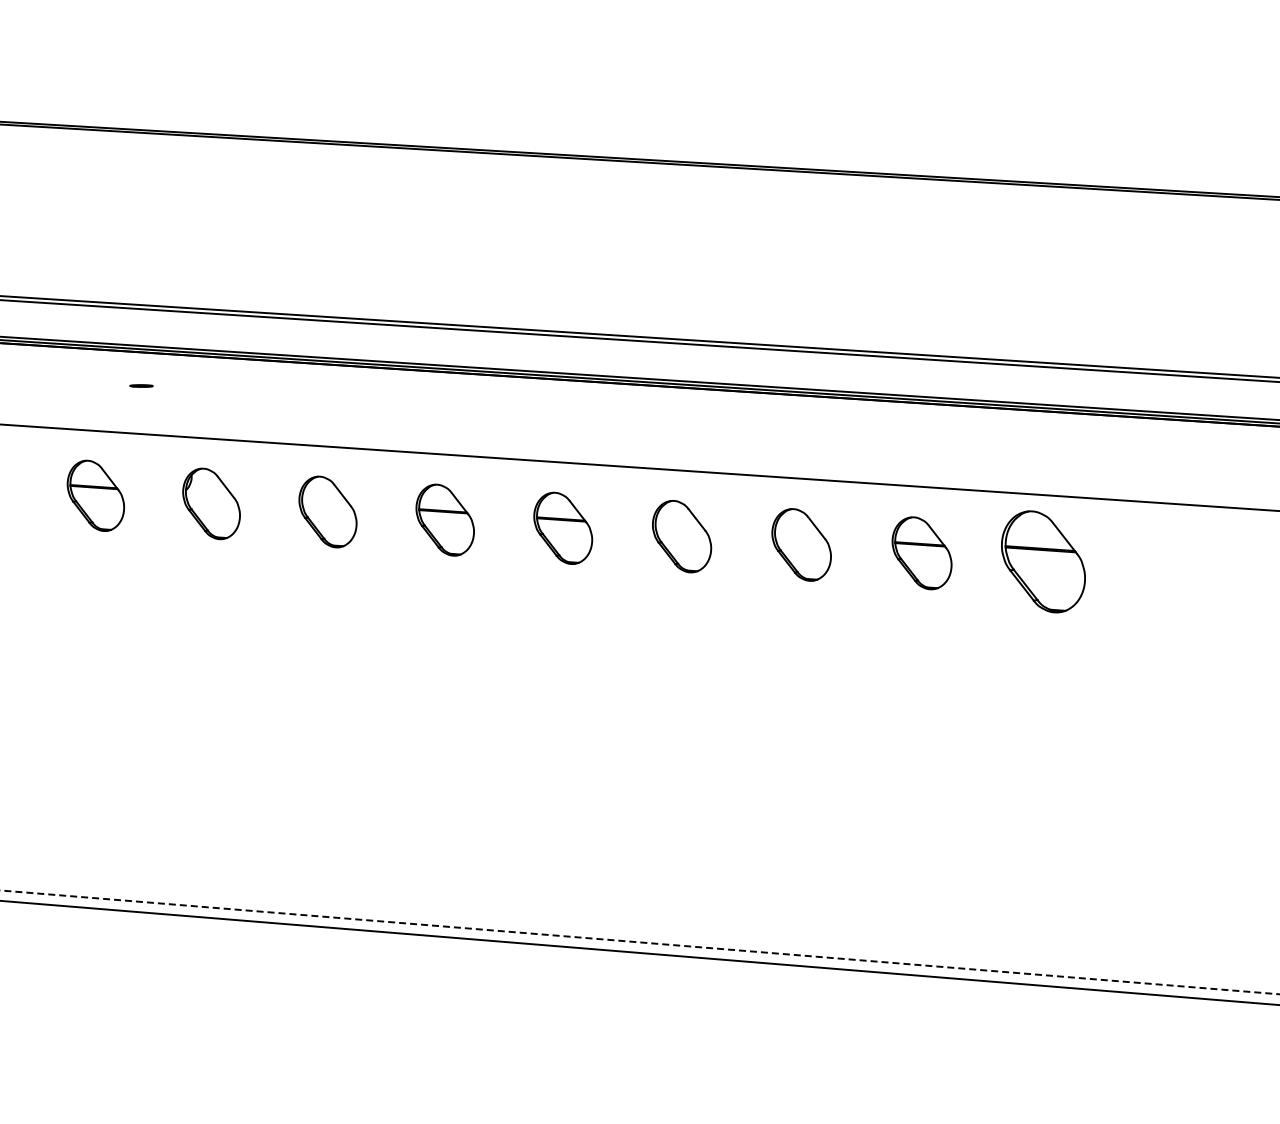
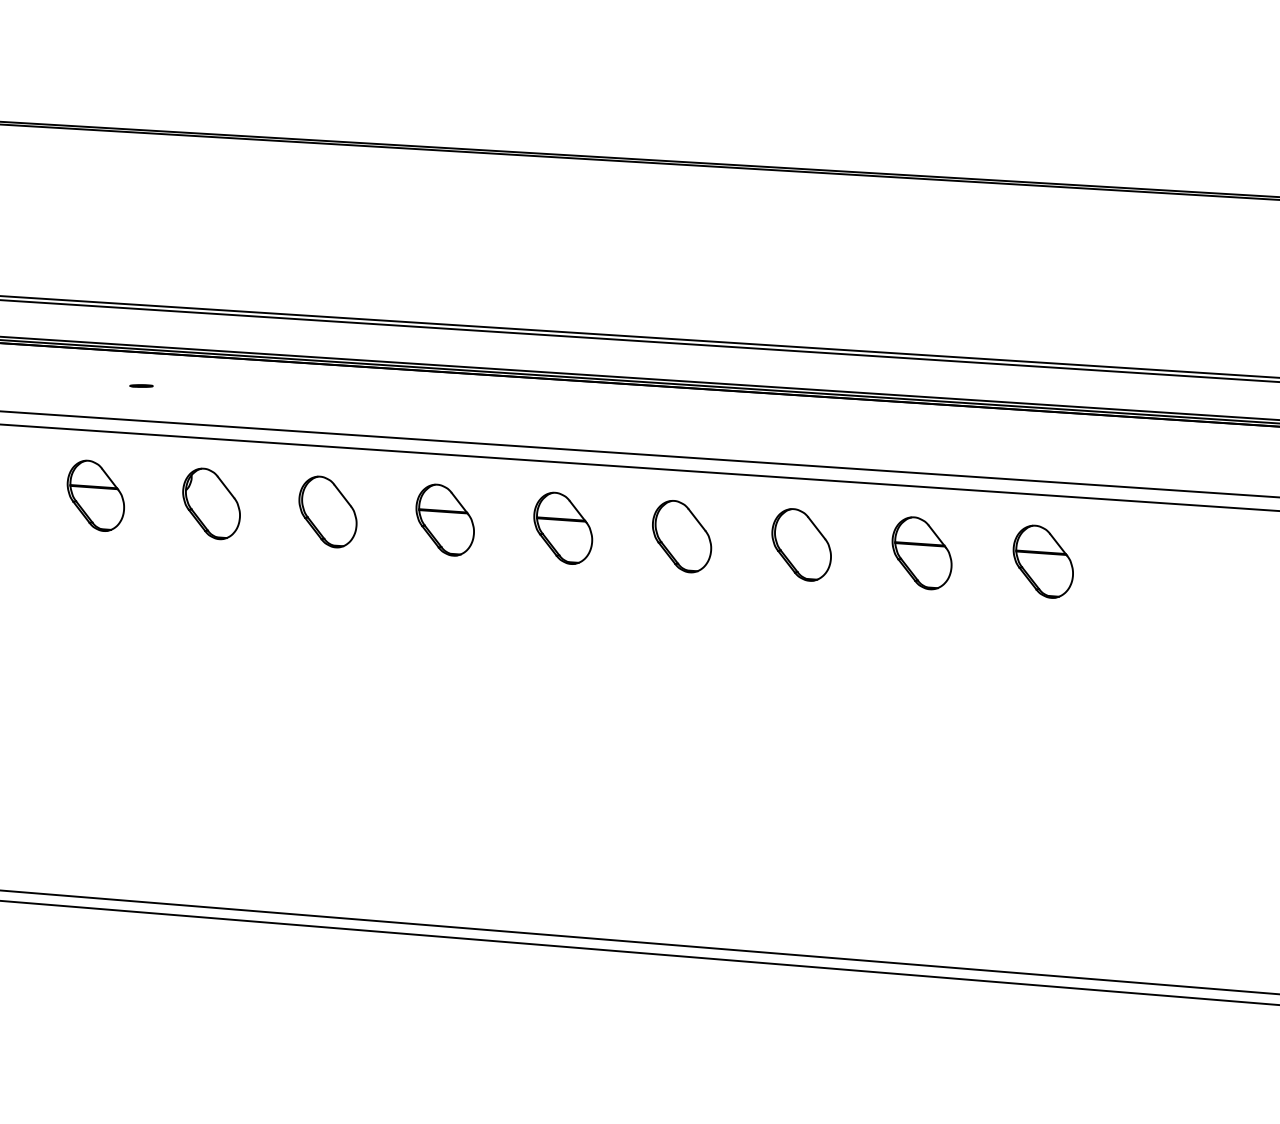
line: none -> present (639, 454)
part size: 85x104 px -> 62x75 px (1042, 561)
line: dashed -> solid (639, 942)
